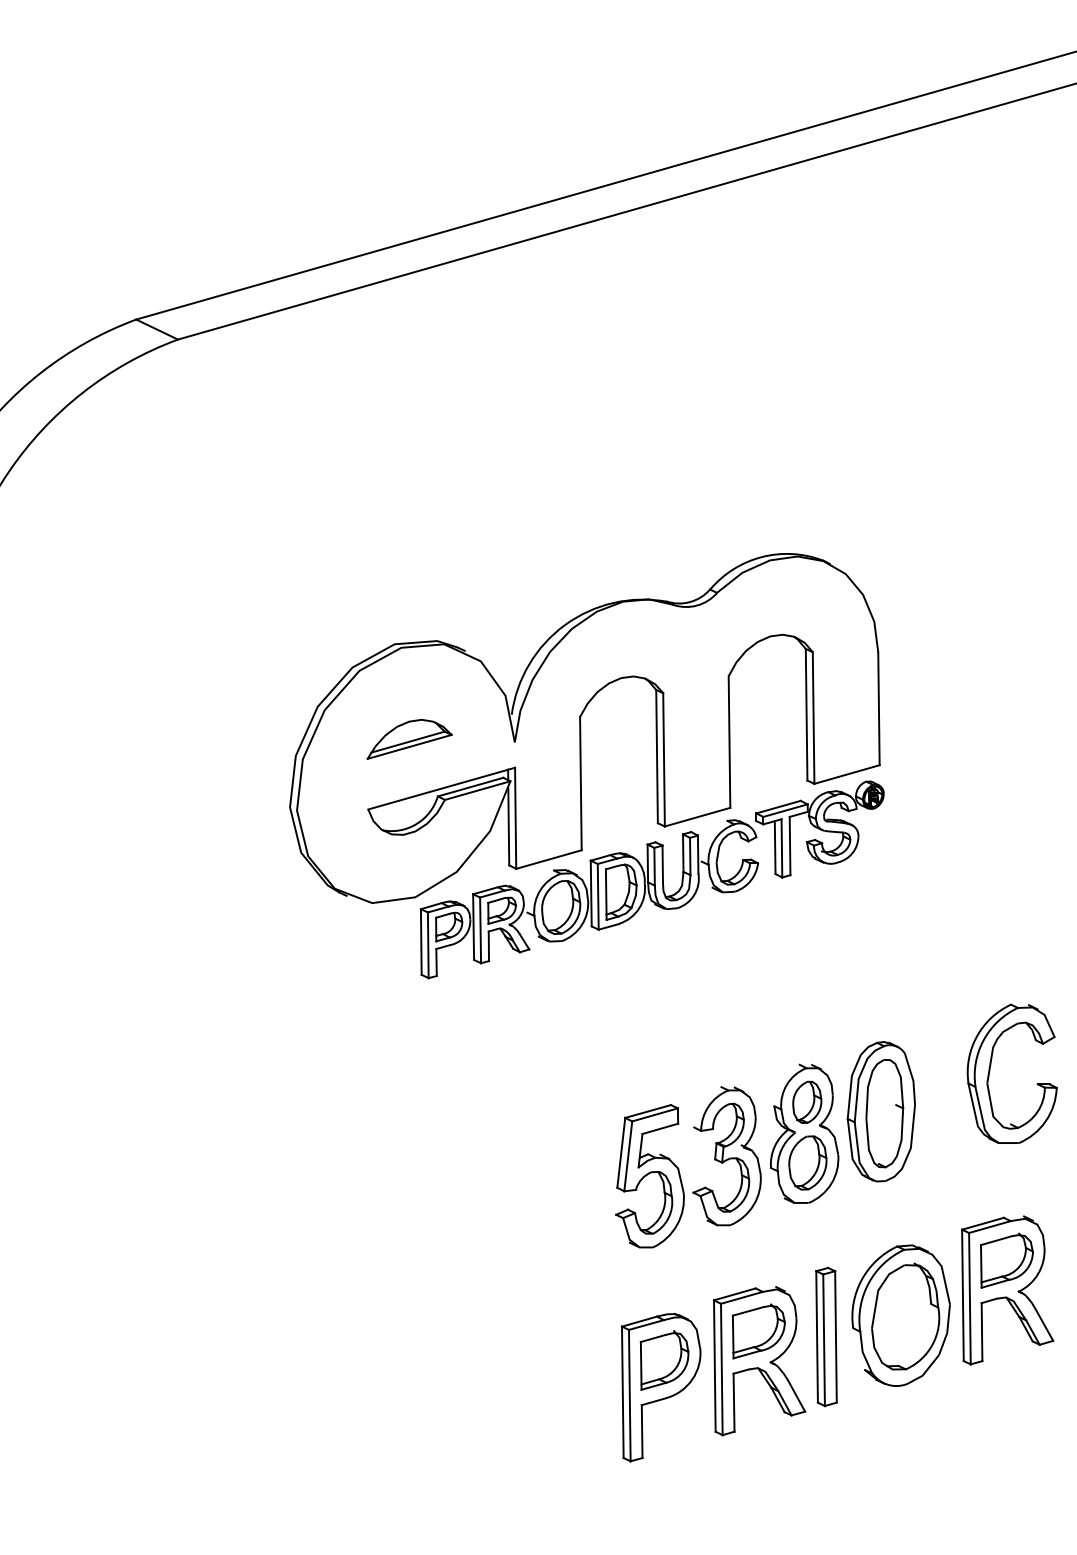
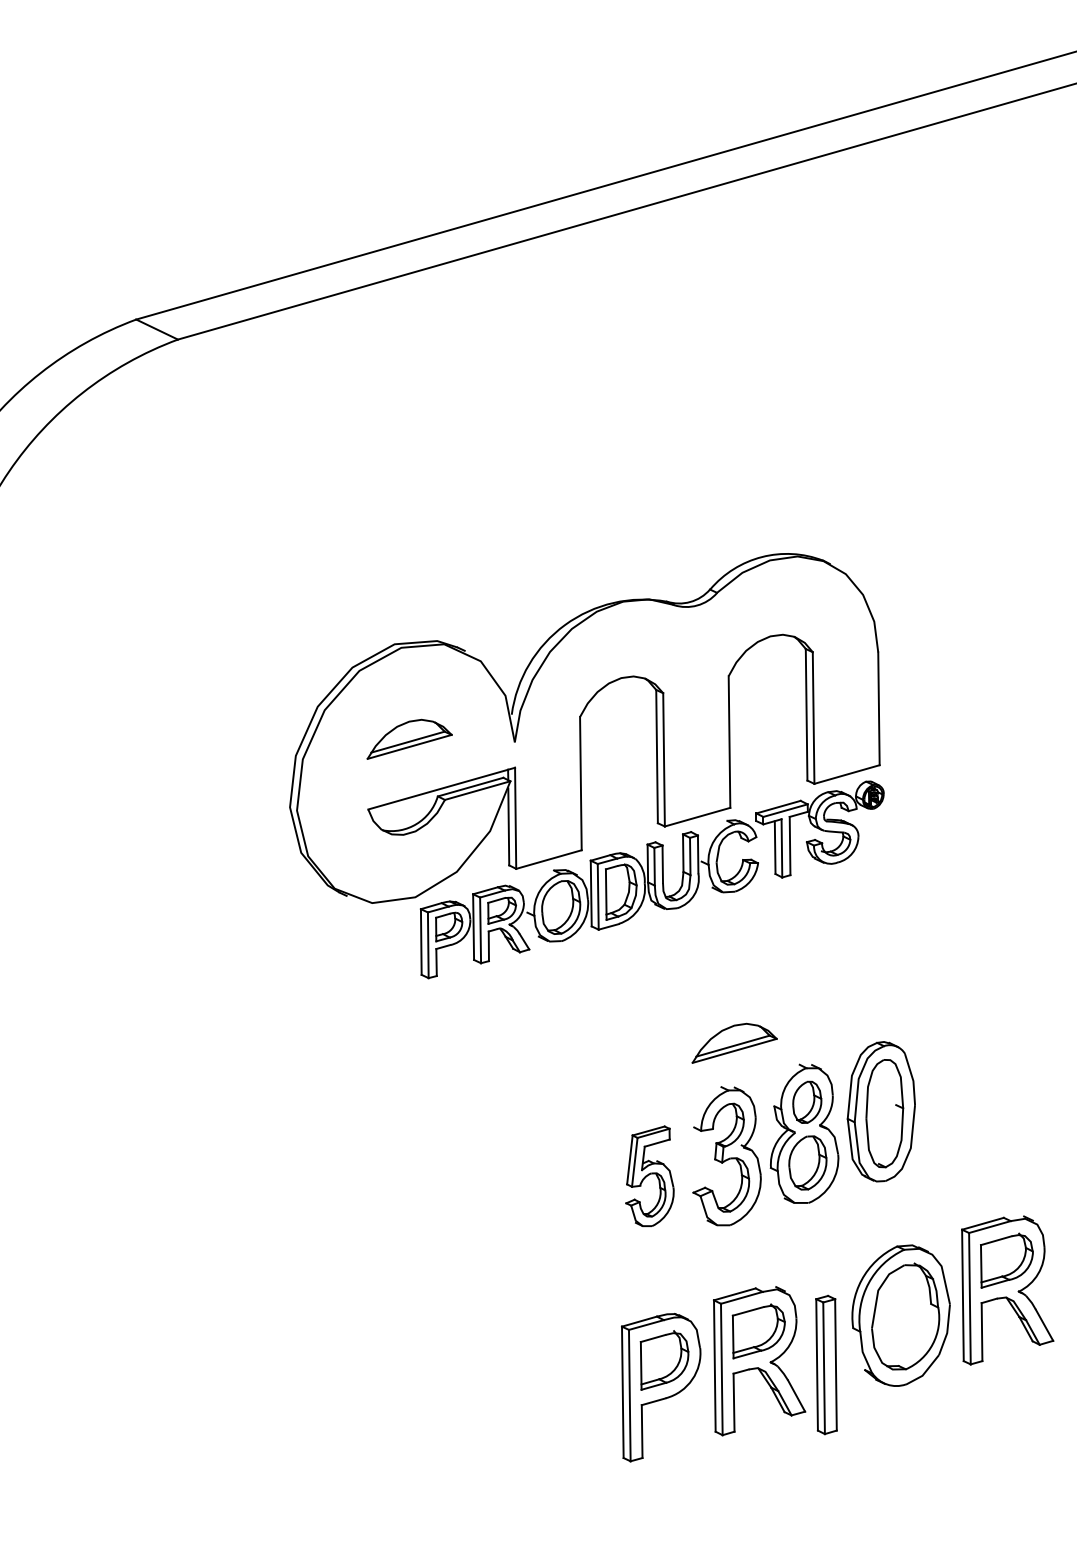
part: none -> present (734, 1042)
part: present -> none (990, 1071)
part size: 70x145 px -> 50x102 px (649, 1175)
part position: (826, 1336) -> (826, 1364) (826, 1364)
